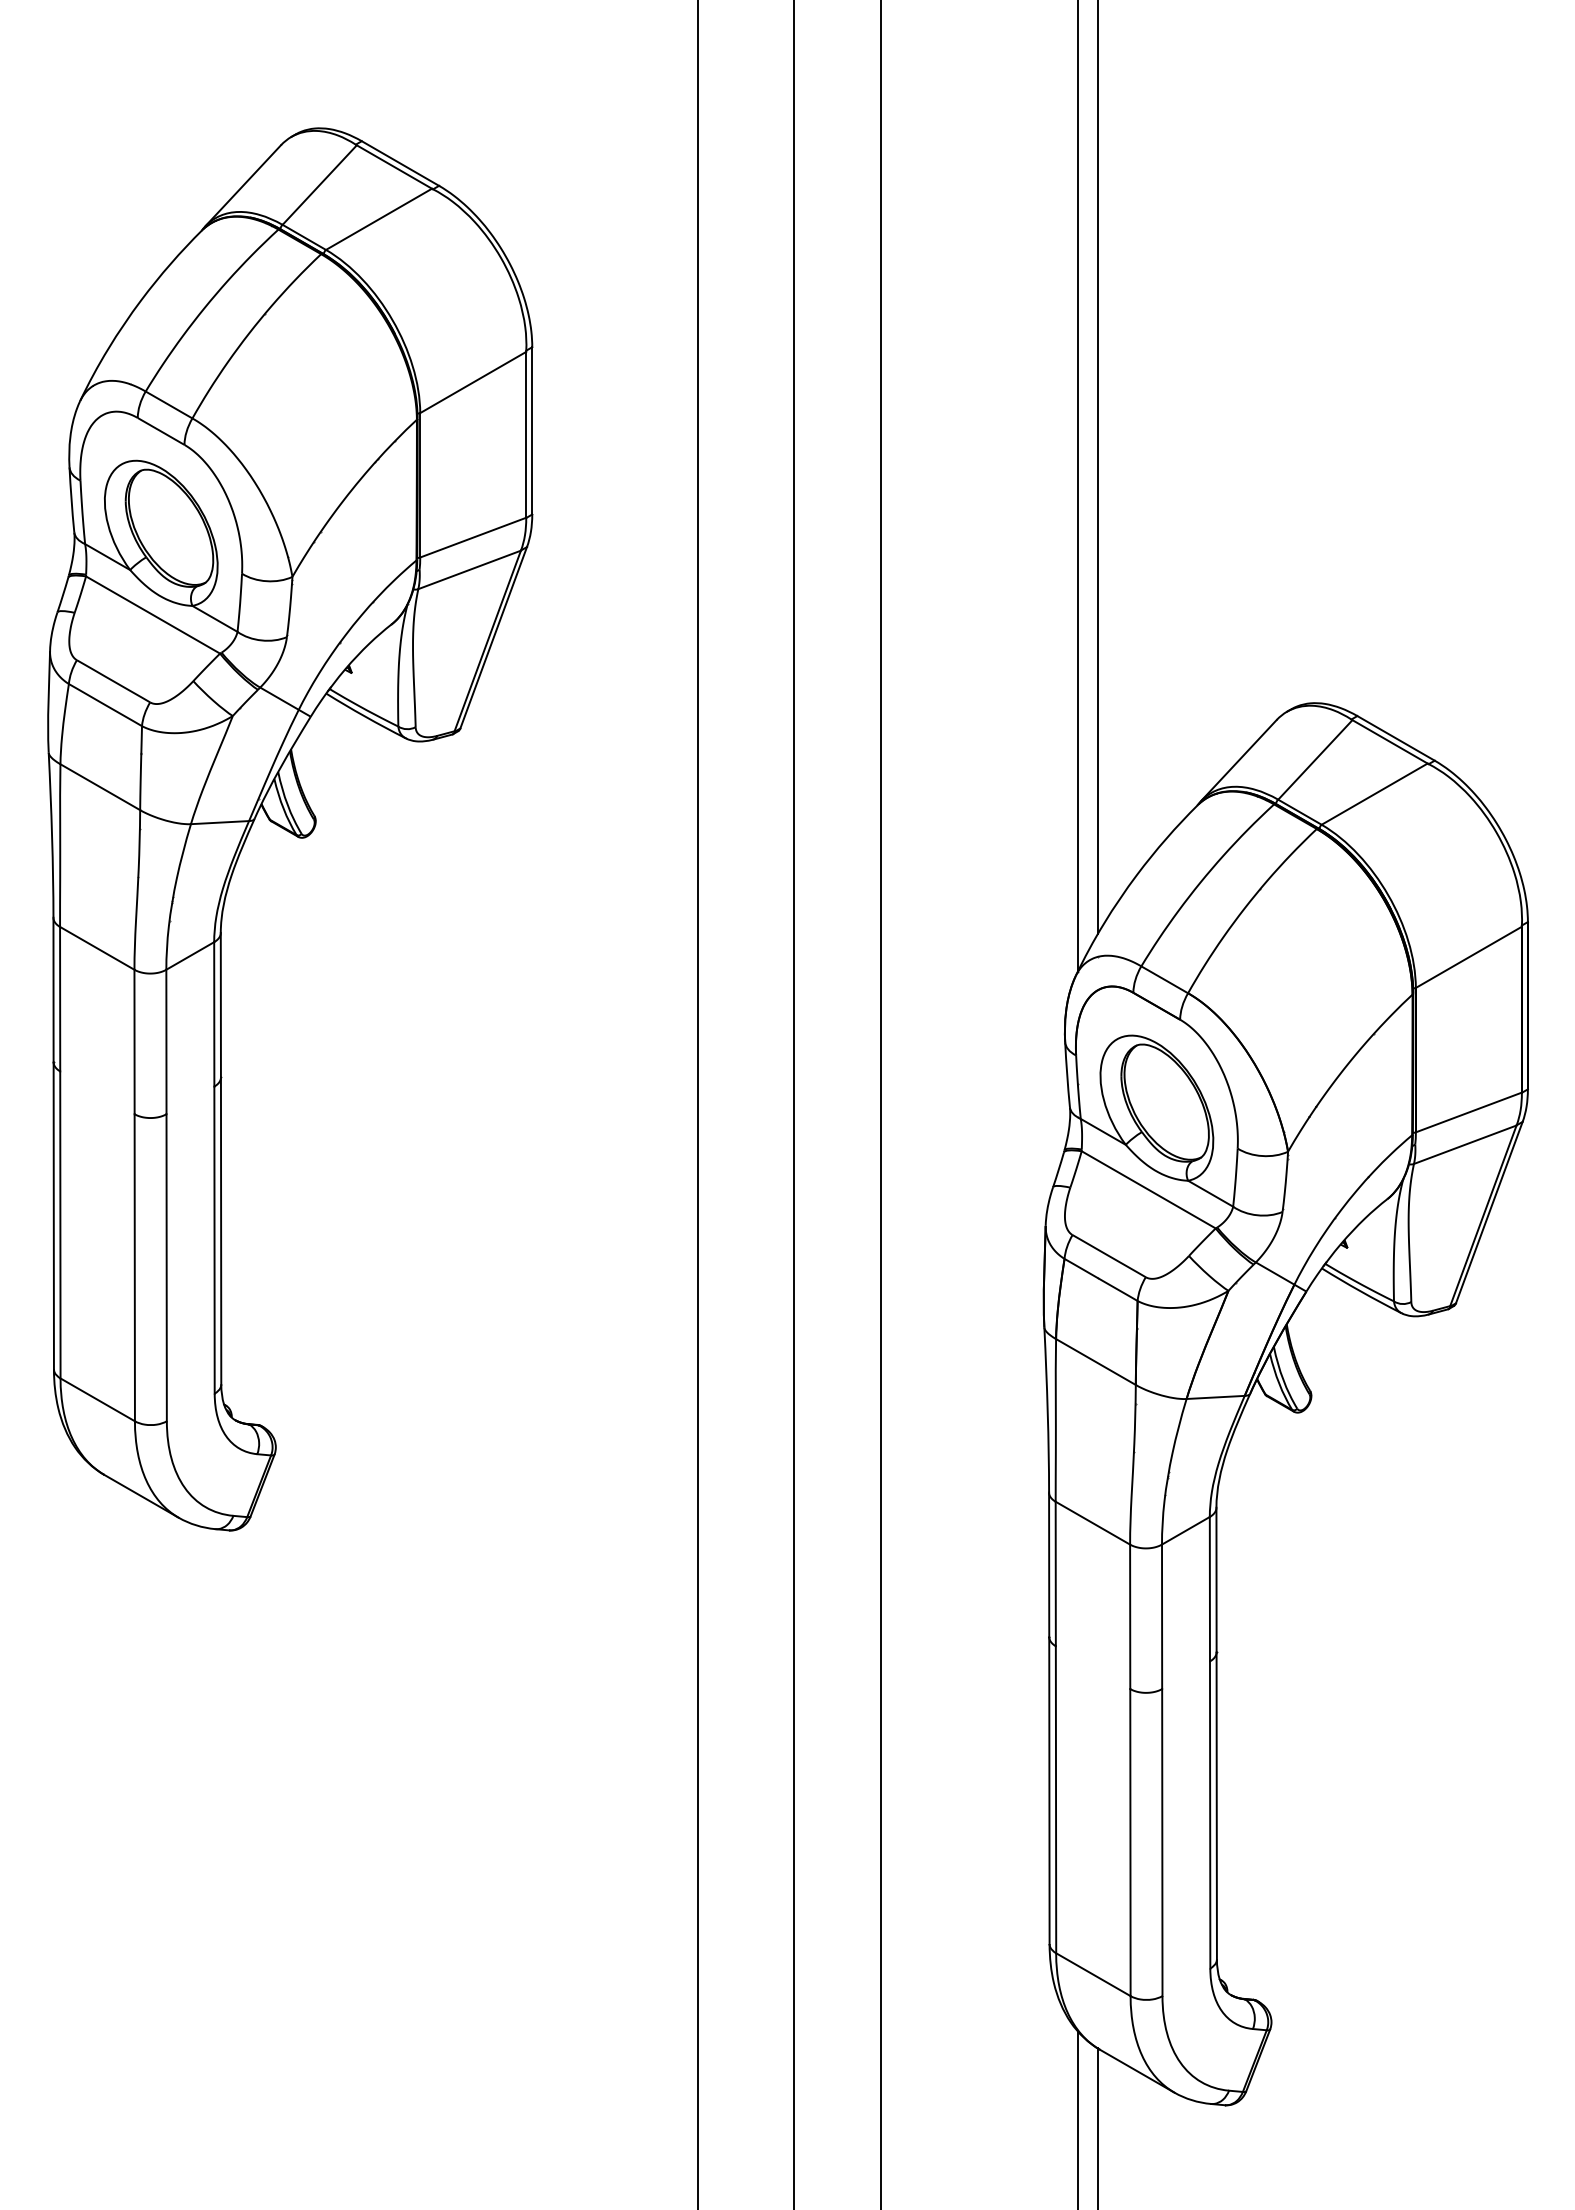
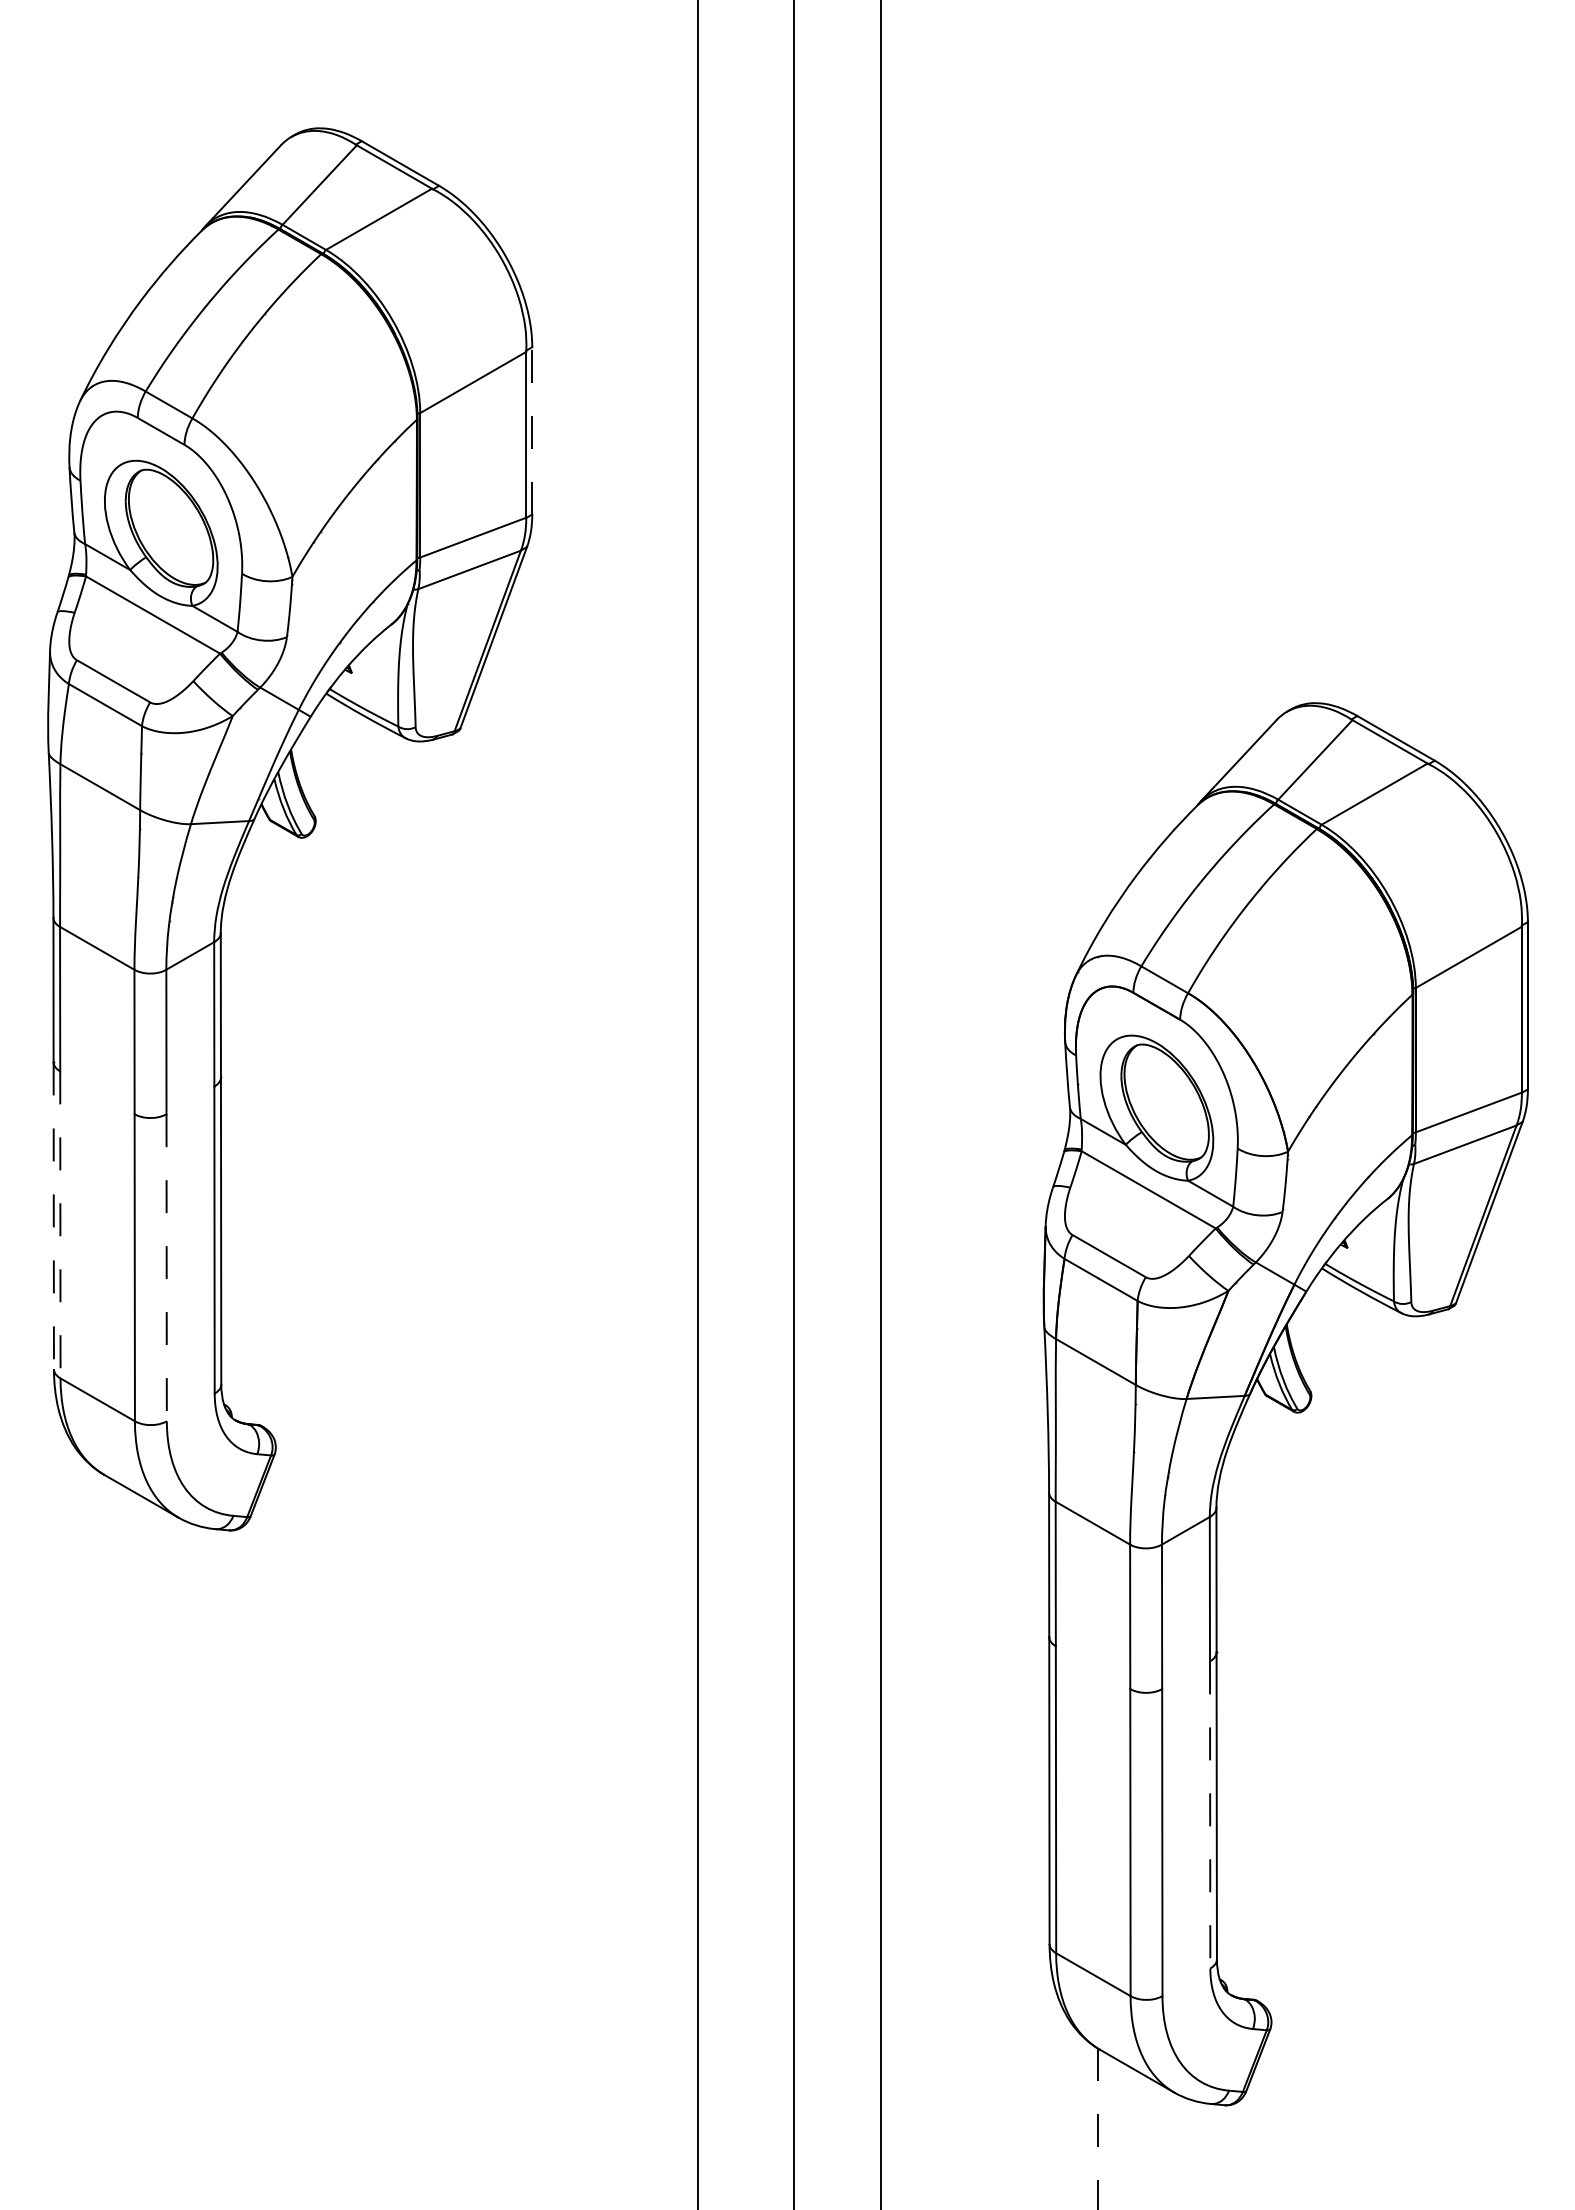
line: solid -> dashed (532, 430)
line: present -> none (1097, 468)
line: present -> none (1077, 486)
line: solid -> dashed (53, 1216)
line: solid -> dashed (60, 1224)
line: solid -> dashed (166, 1267)
line: solid -> dashed (1210, 1814)
line: present -> none (1077, 2118)
line: solid -> dashed (1097, 2129)
